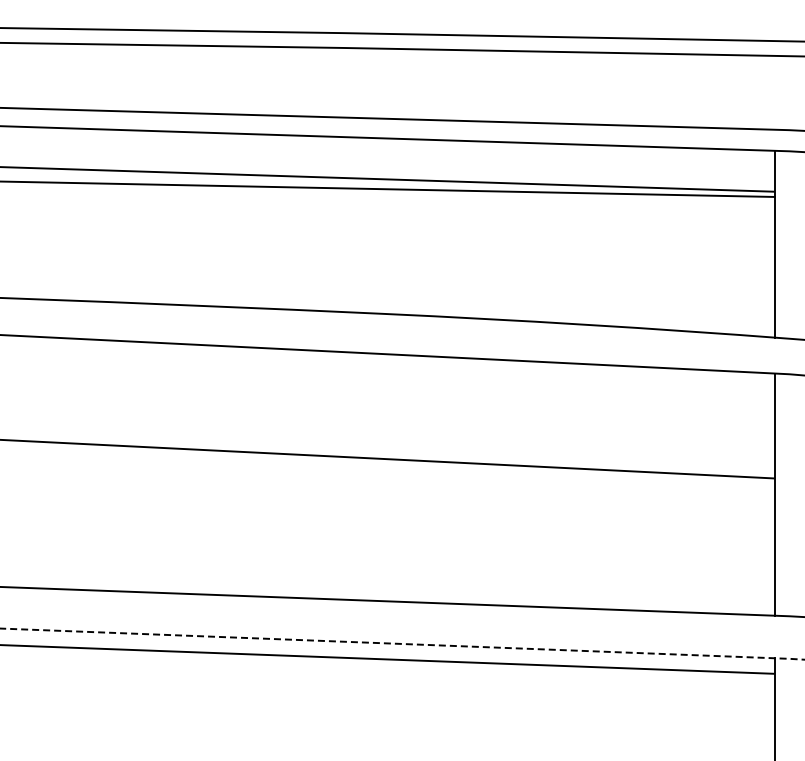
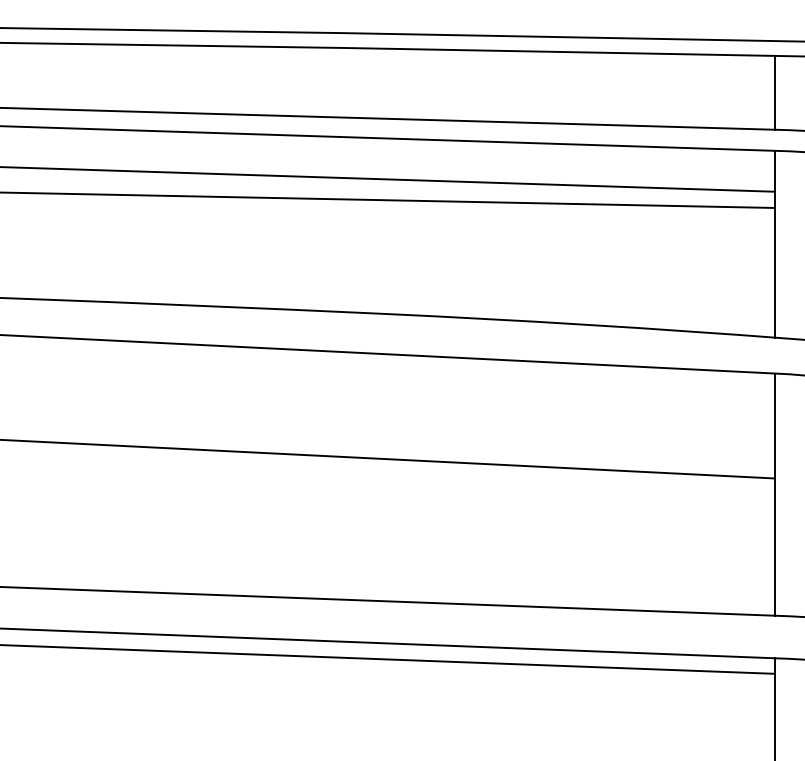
line: none -> present (774, 92)
line position: (388, 188) -> (388, 199) (388, 199)
line: dashed -> solid (402, 644)
